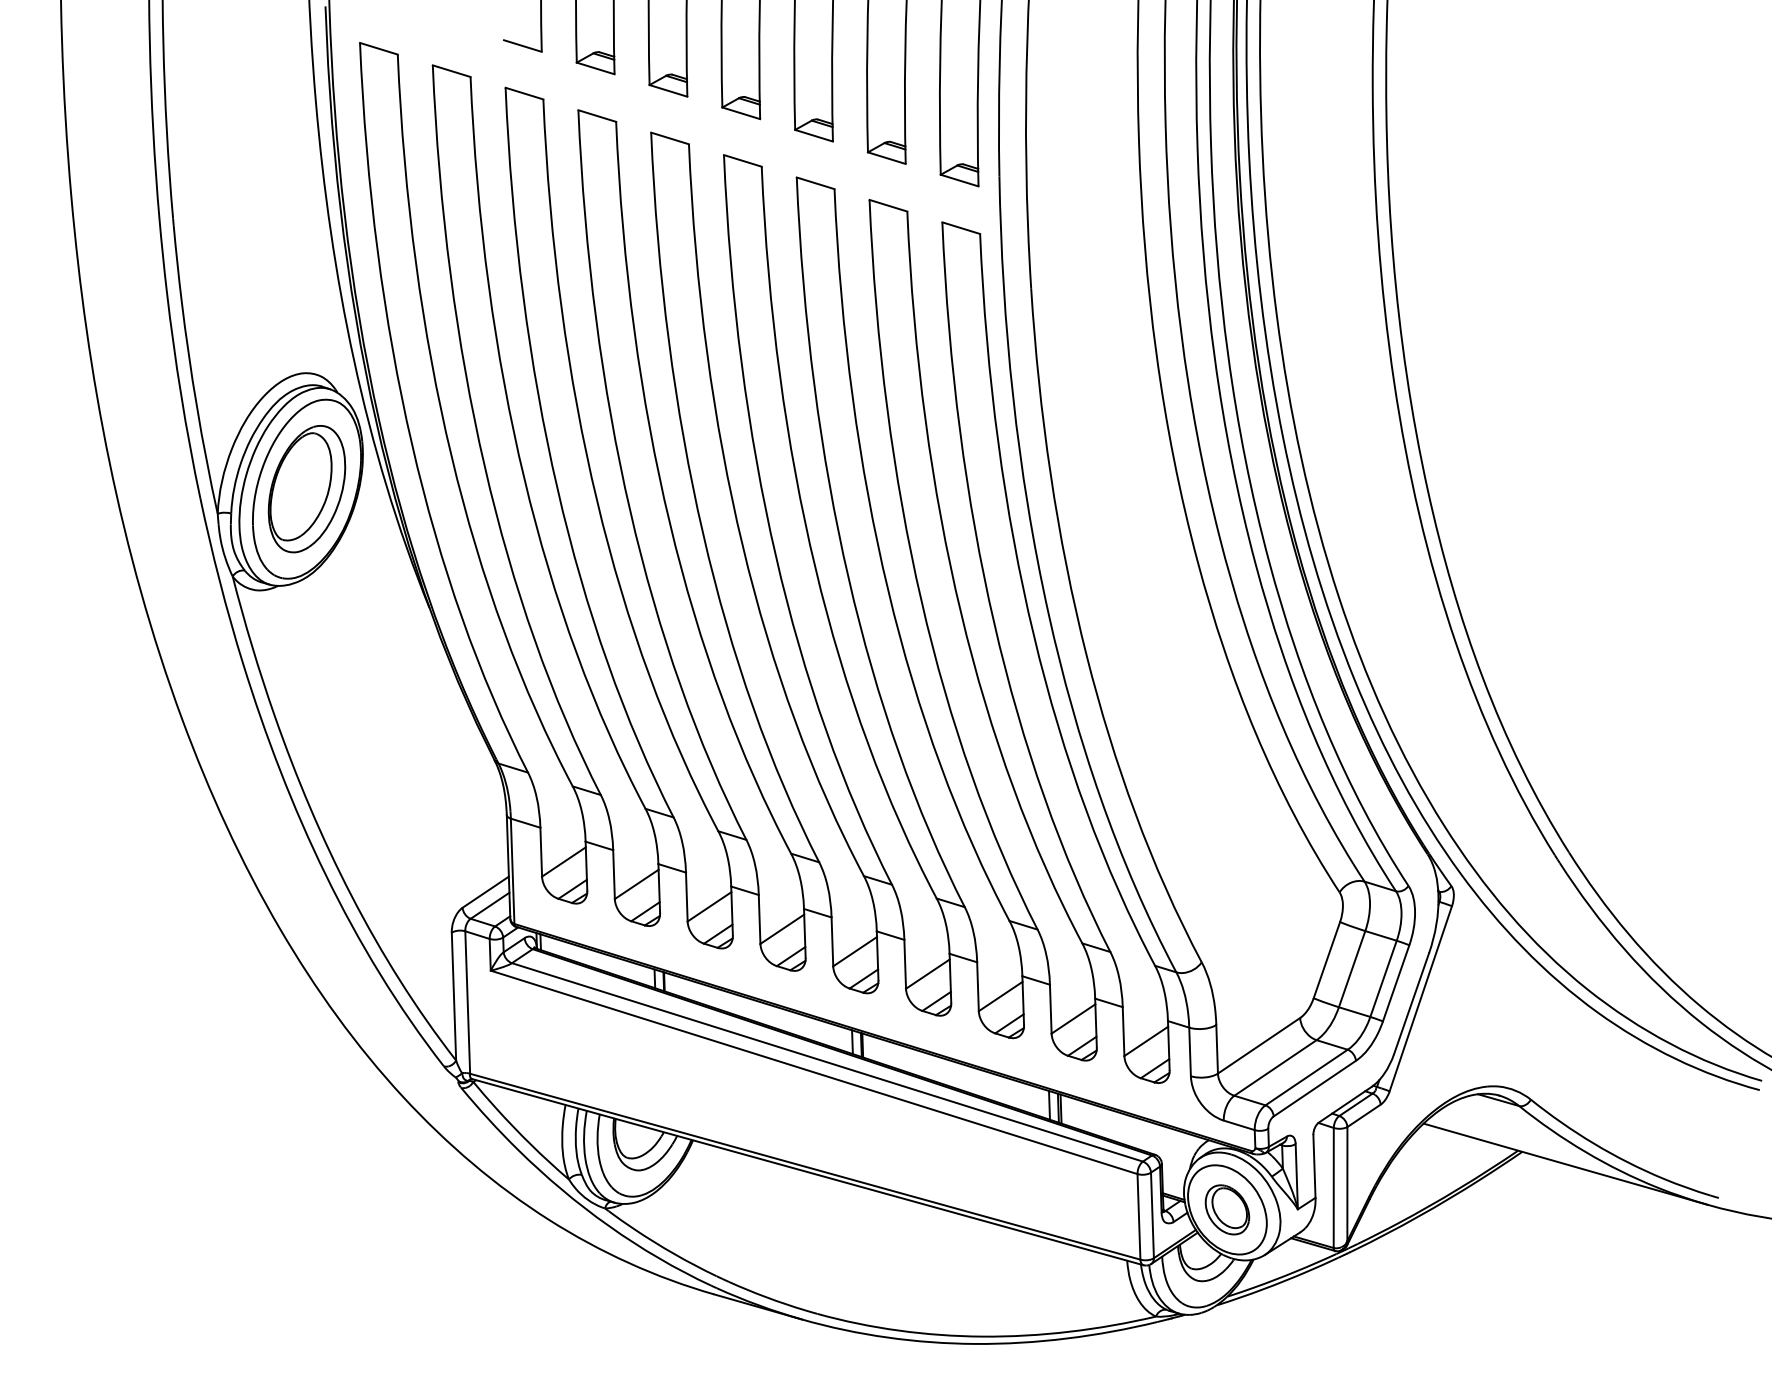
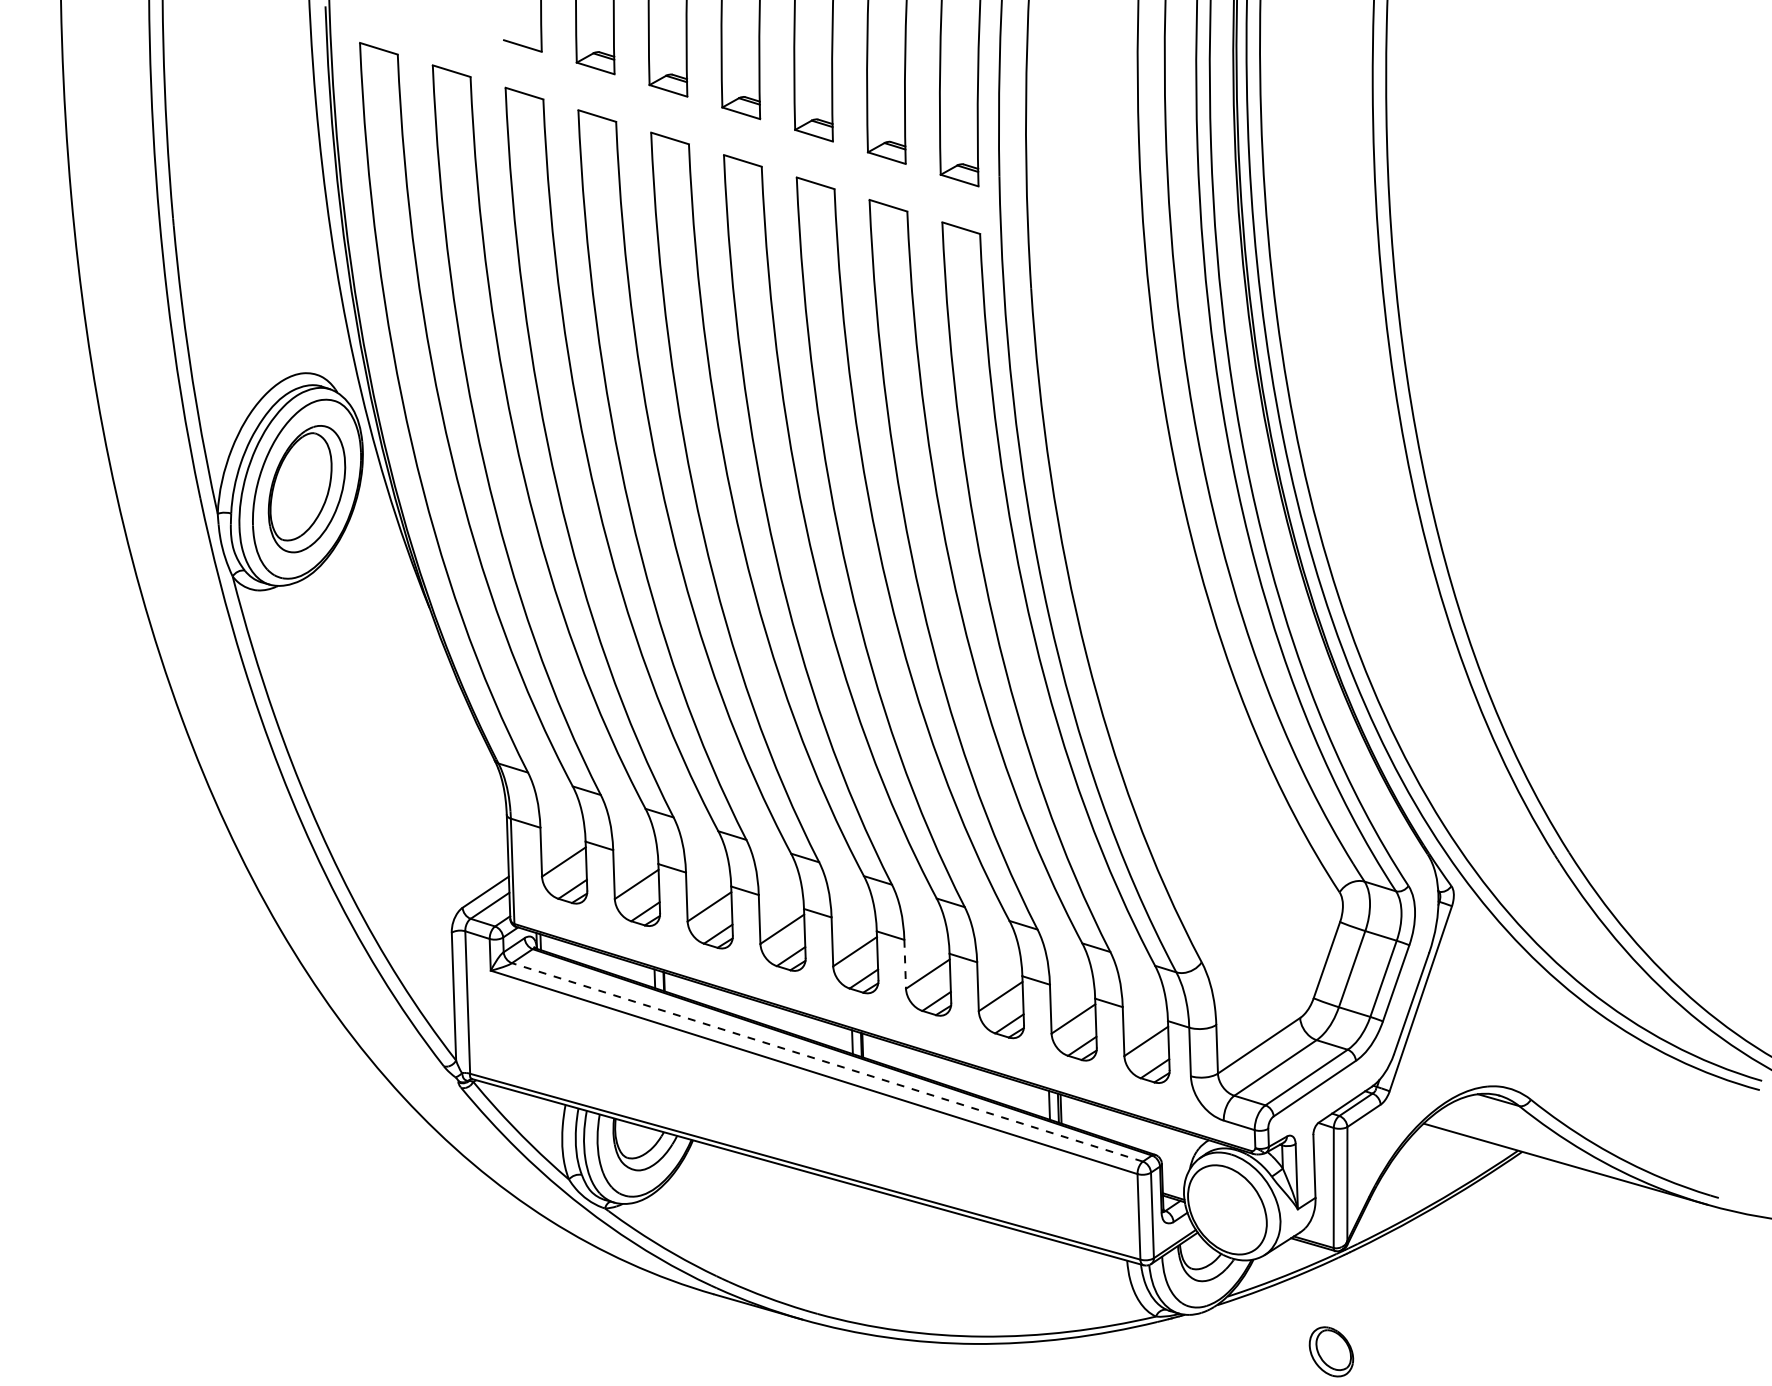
line: solid -> dashed (905, 964)
line: solid -> dashed (827, 1062)
part position: (1227, 1209) -> (1331, 1351) (1331, 1351)
